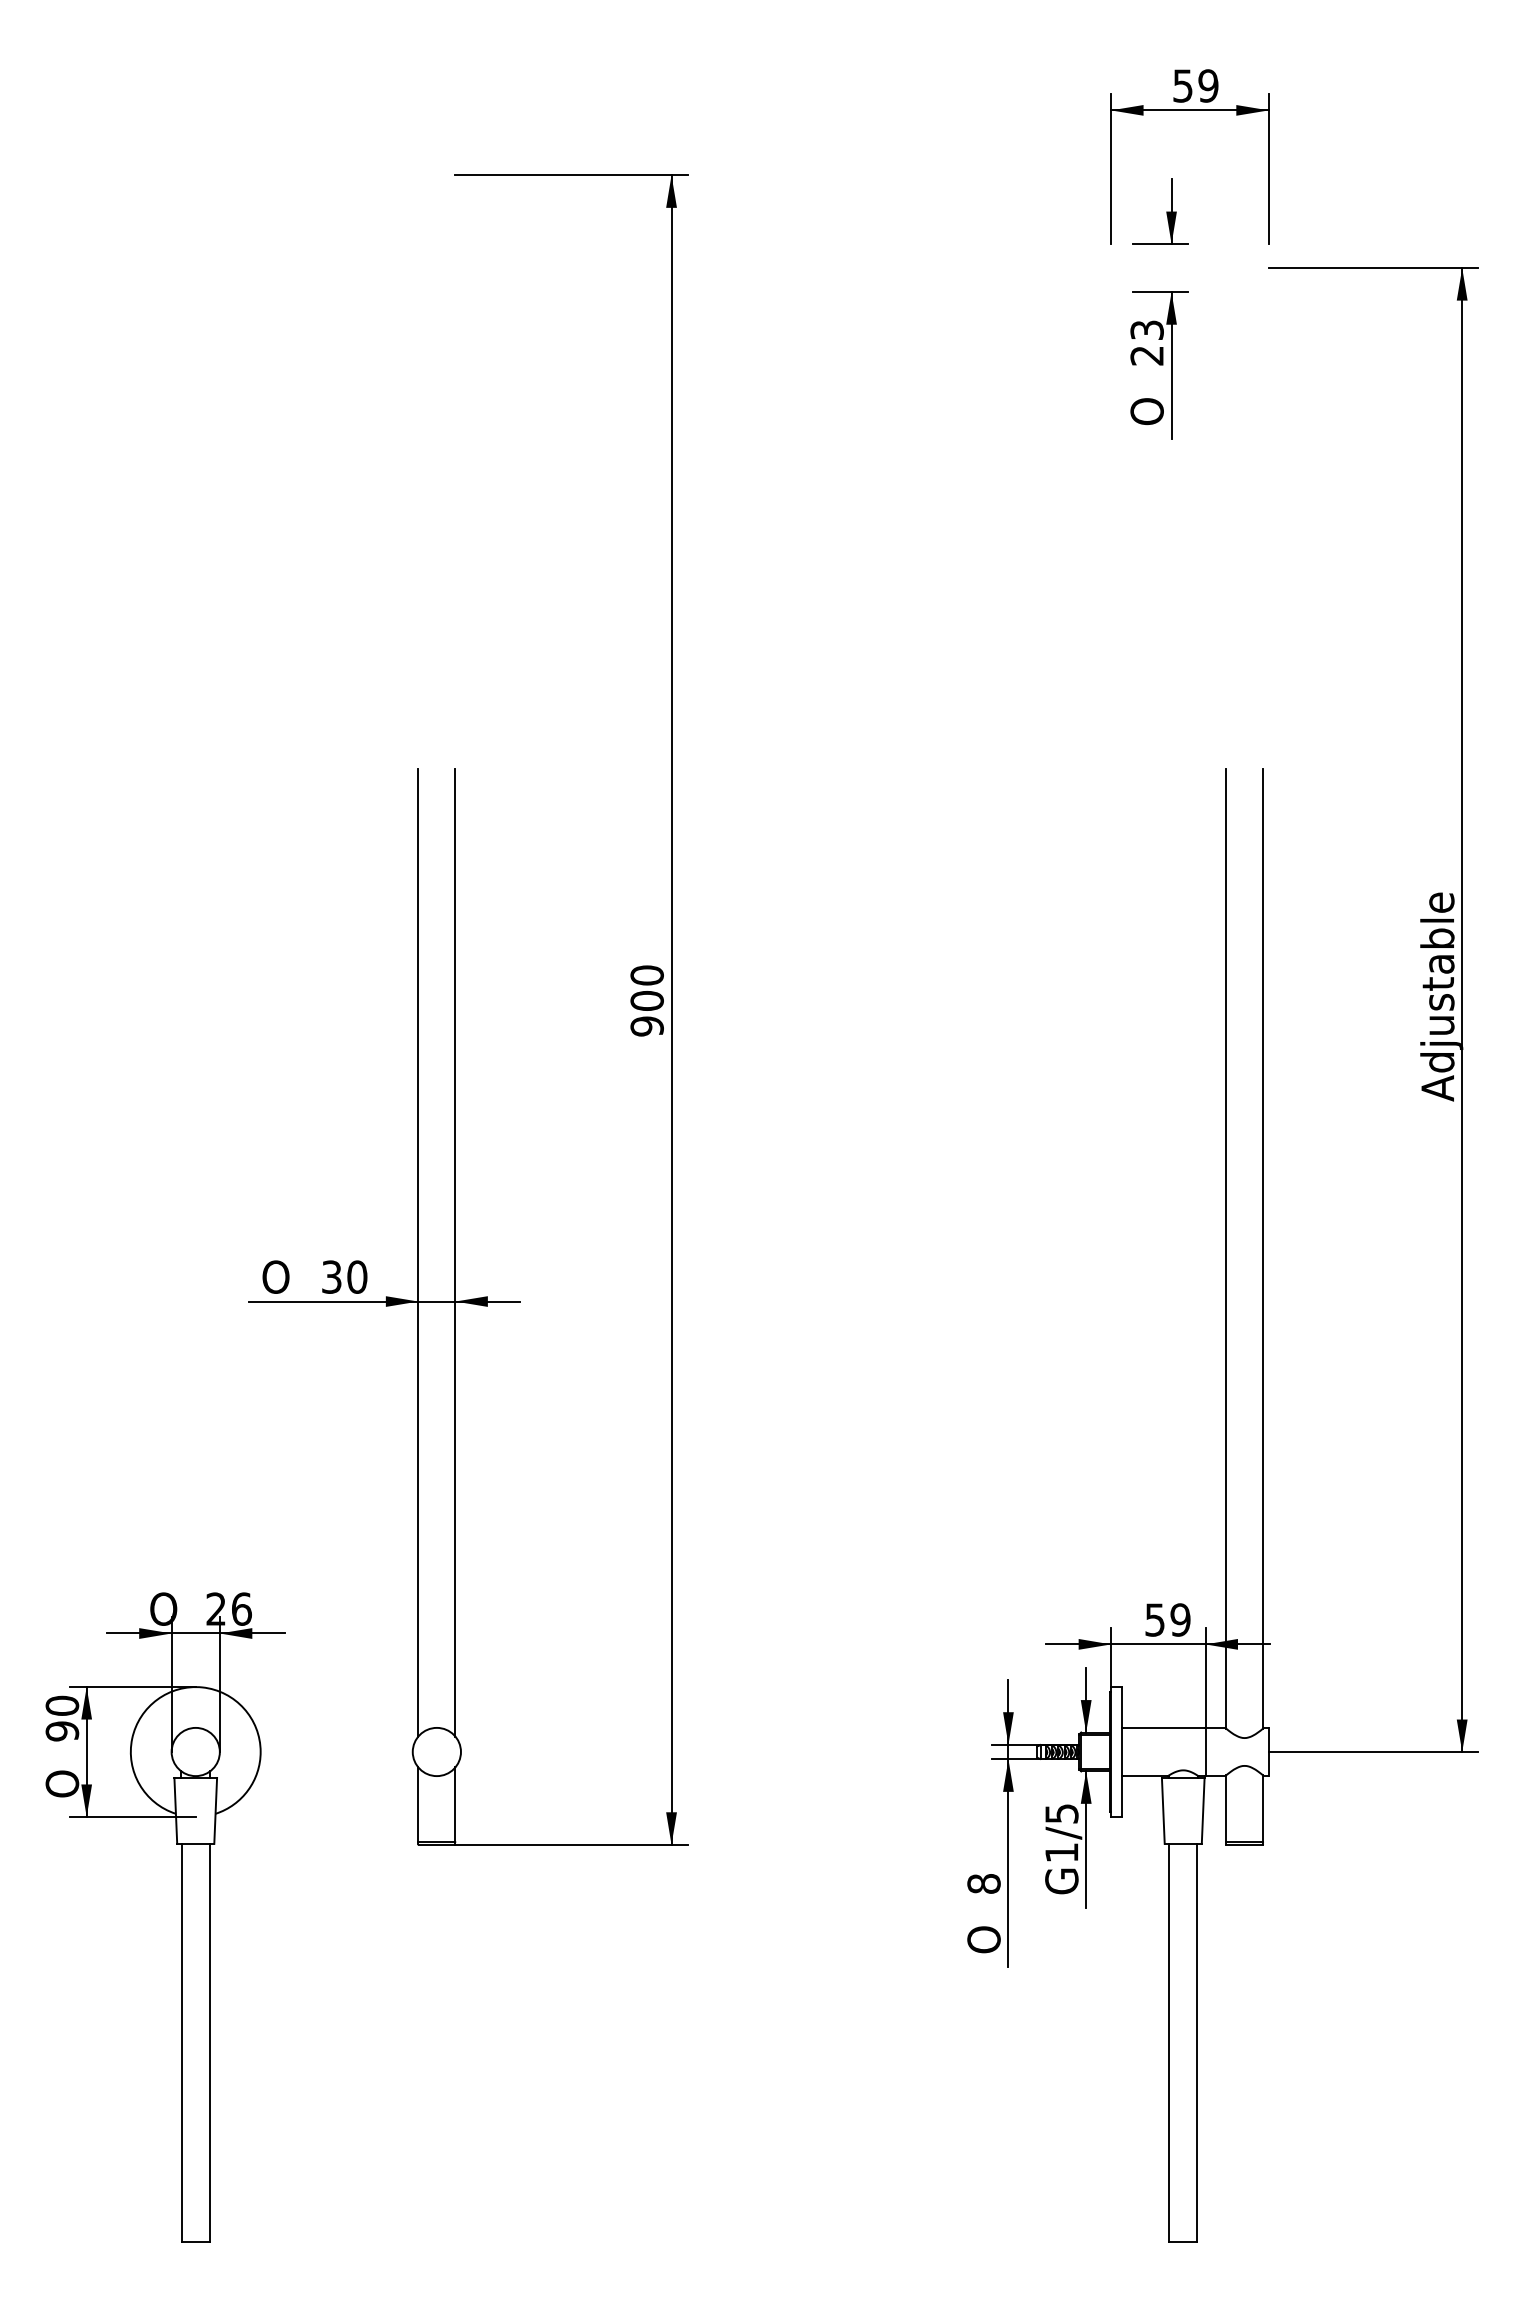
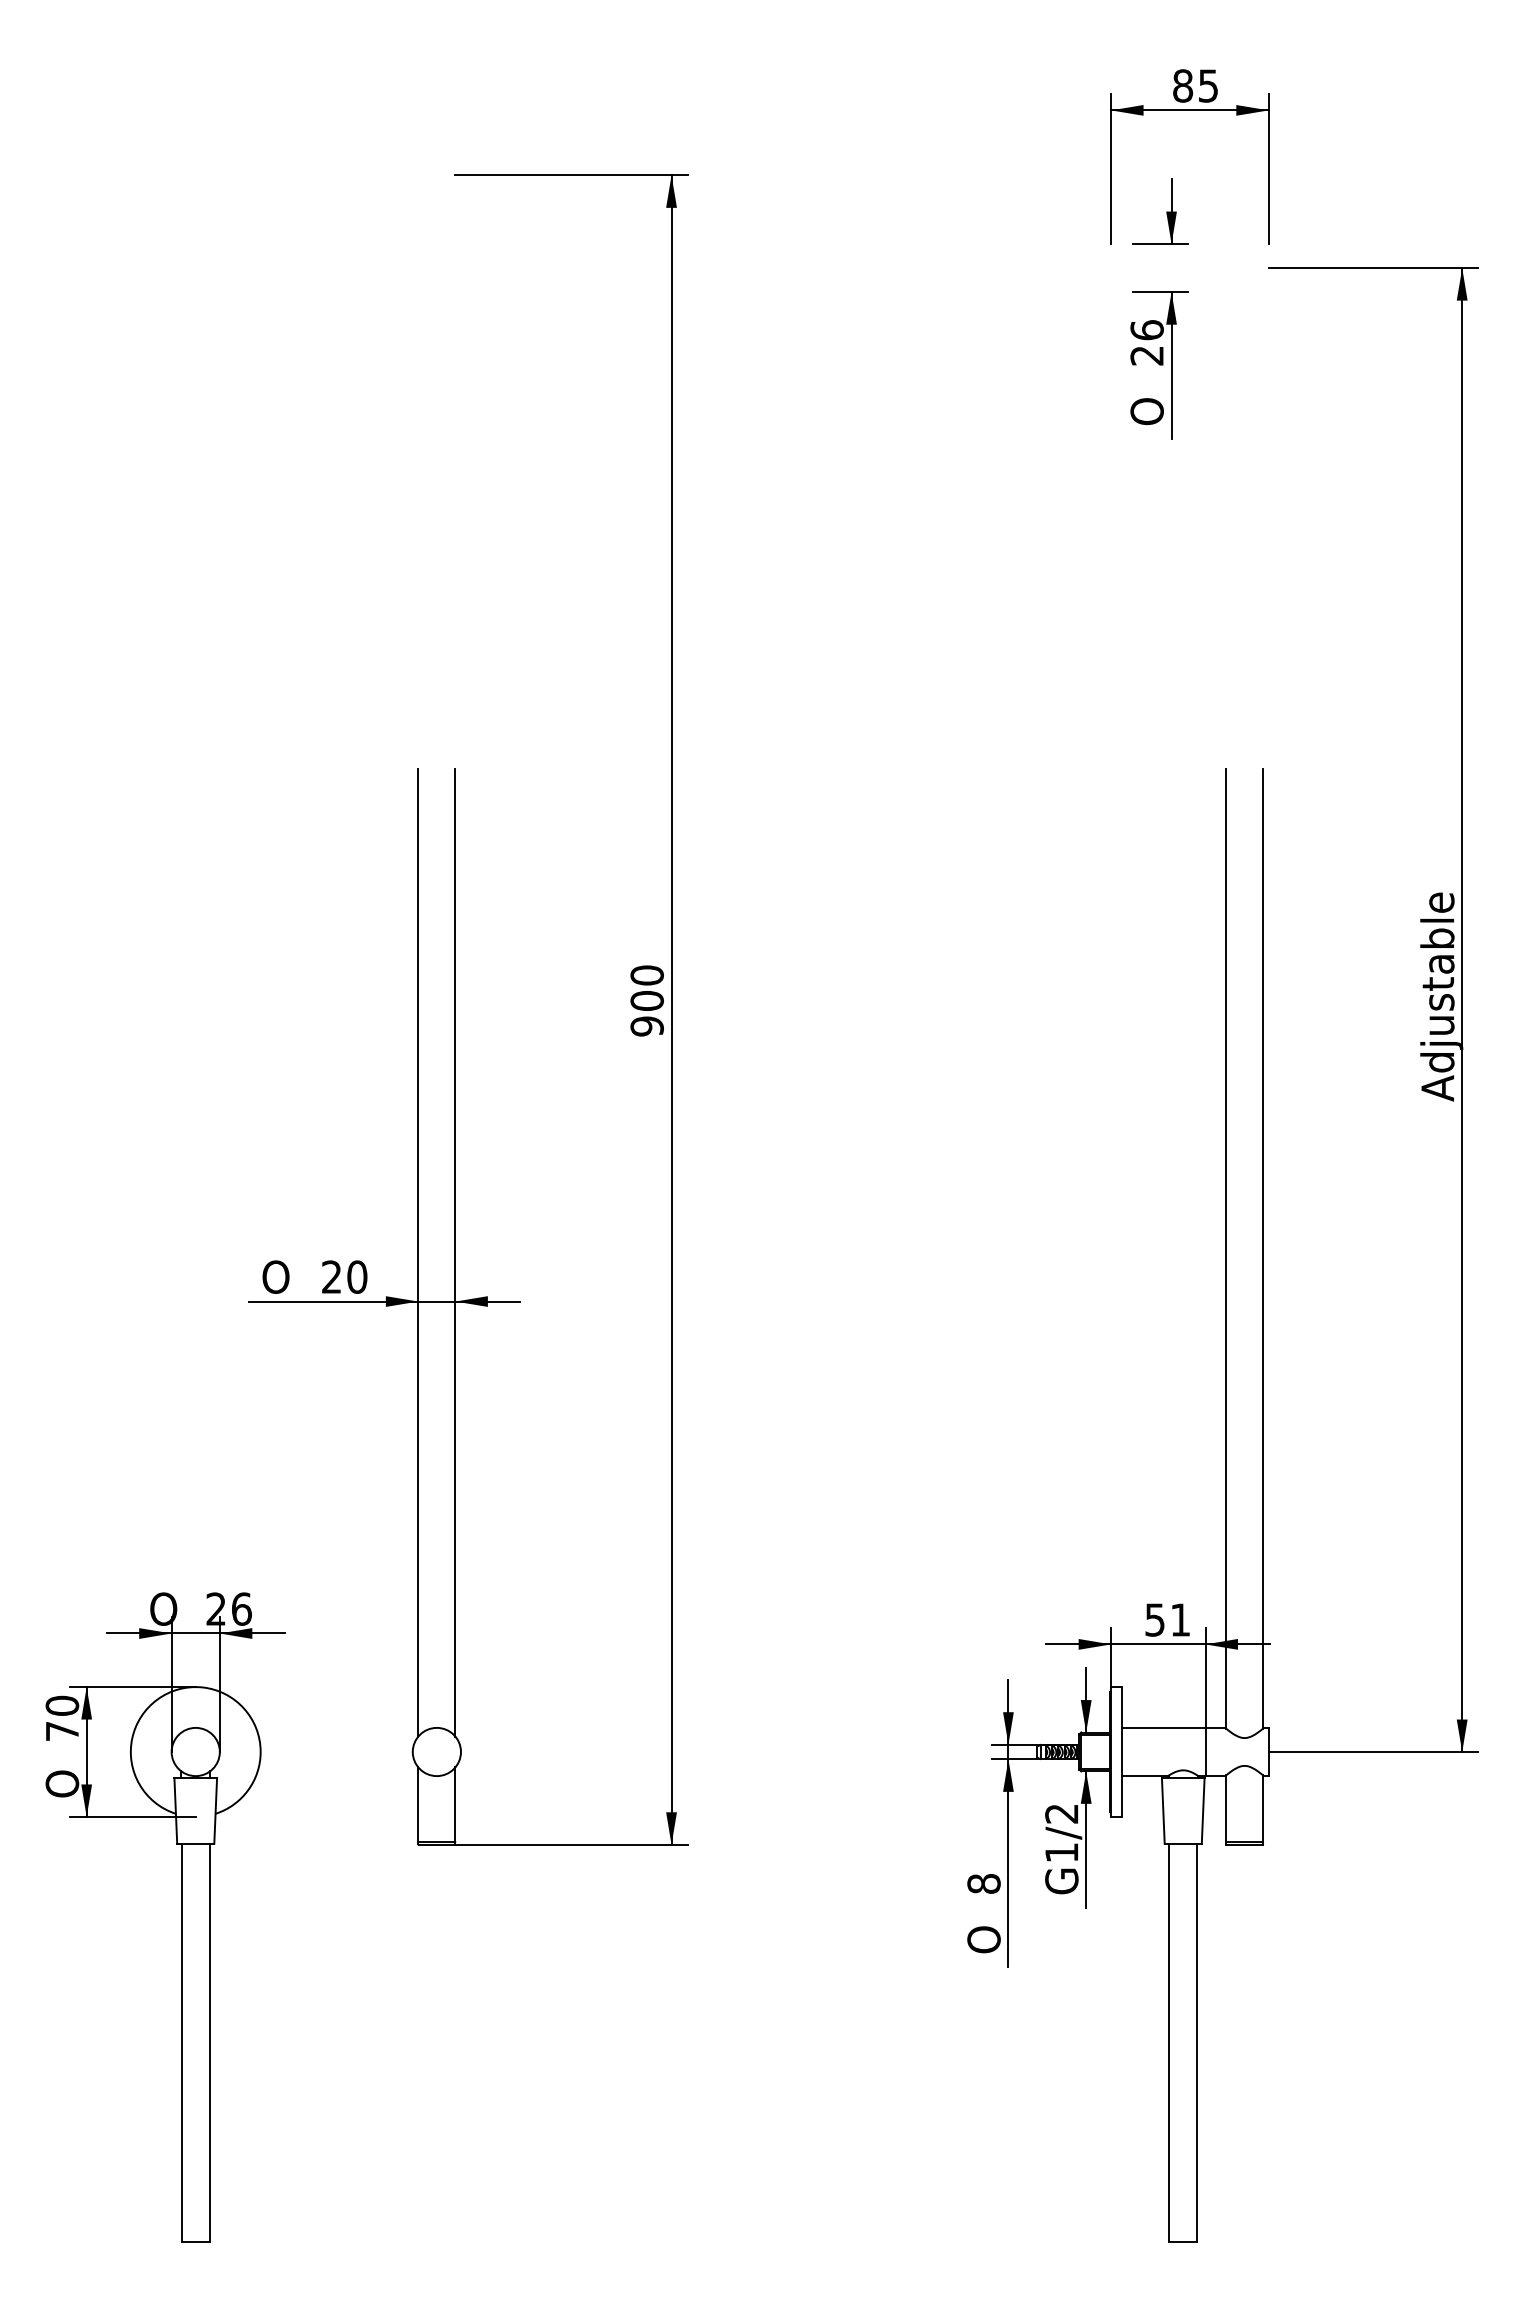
text: 59 -> 85 (1195, 85)
text: 23 -> 26 (1146, 330)
text: 30 -> 20 (331, 1276)
text: 59 -> 51 (1180, 1619)
text: 90 -> 70 (62, 1731)
text: G1/5 -> G1/2 (1061, 1813)
